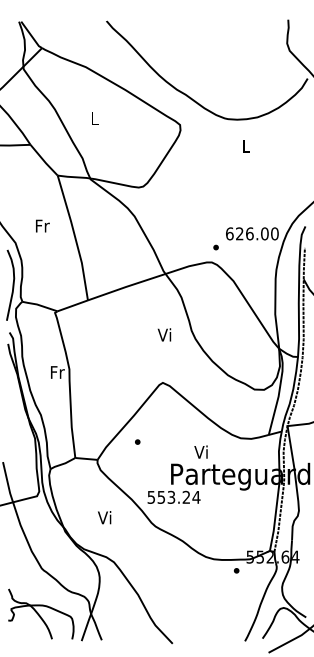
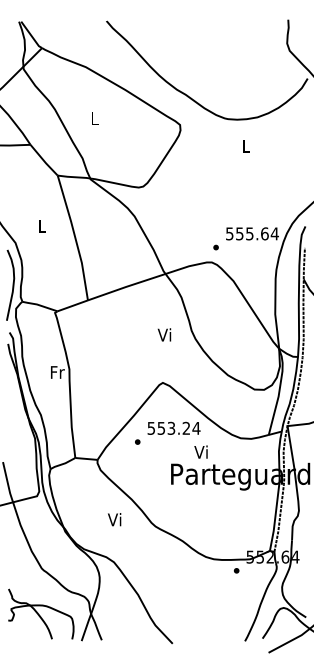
text: Fr -> L (42, 225)
text: 626.00 -> 555.64 (252, 233)
text position: (173, 496) -> (173, 427) (173, 427)
text position: (104, 517) -> (114, 519) (114, 519)
